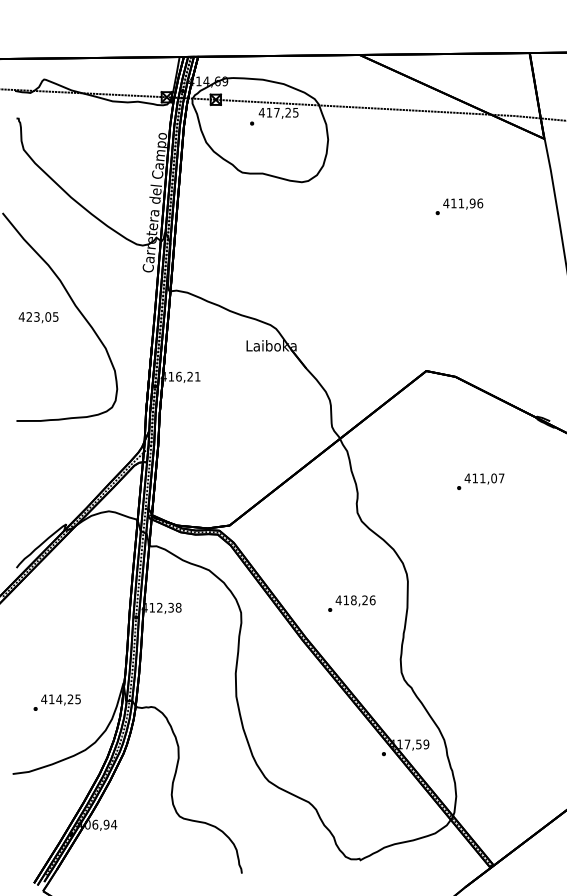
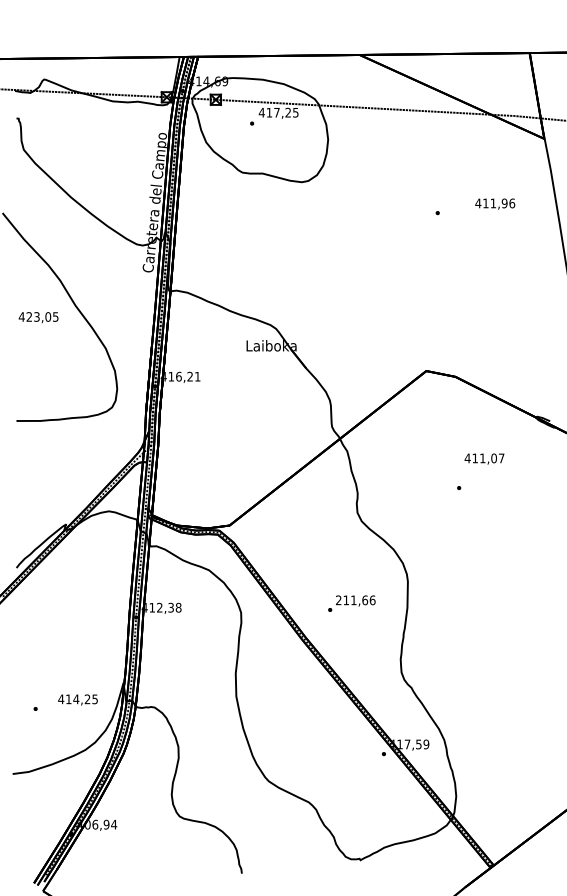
text position: (463, 203) -> (495, 203) (495, 203)
text position: (484, 478) -> (484, 458) (484, 458)
text: 418,26 -> 211,66 (351, 600)
text position: (60, 699) -> (77, 699) (77, 699)
